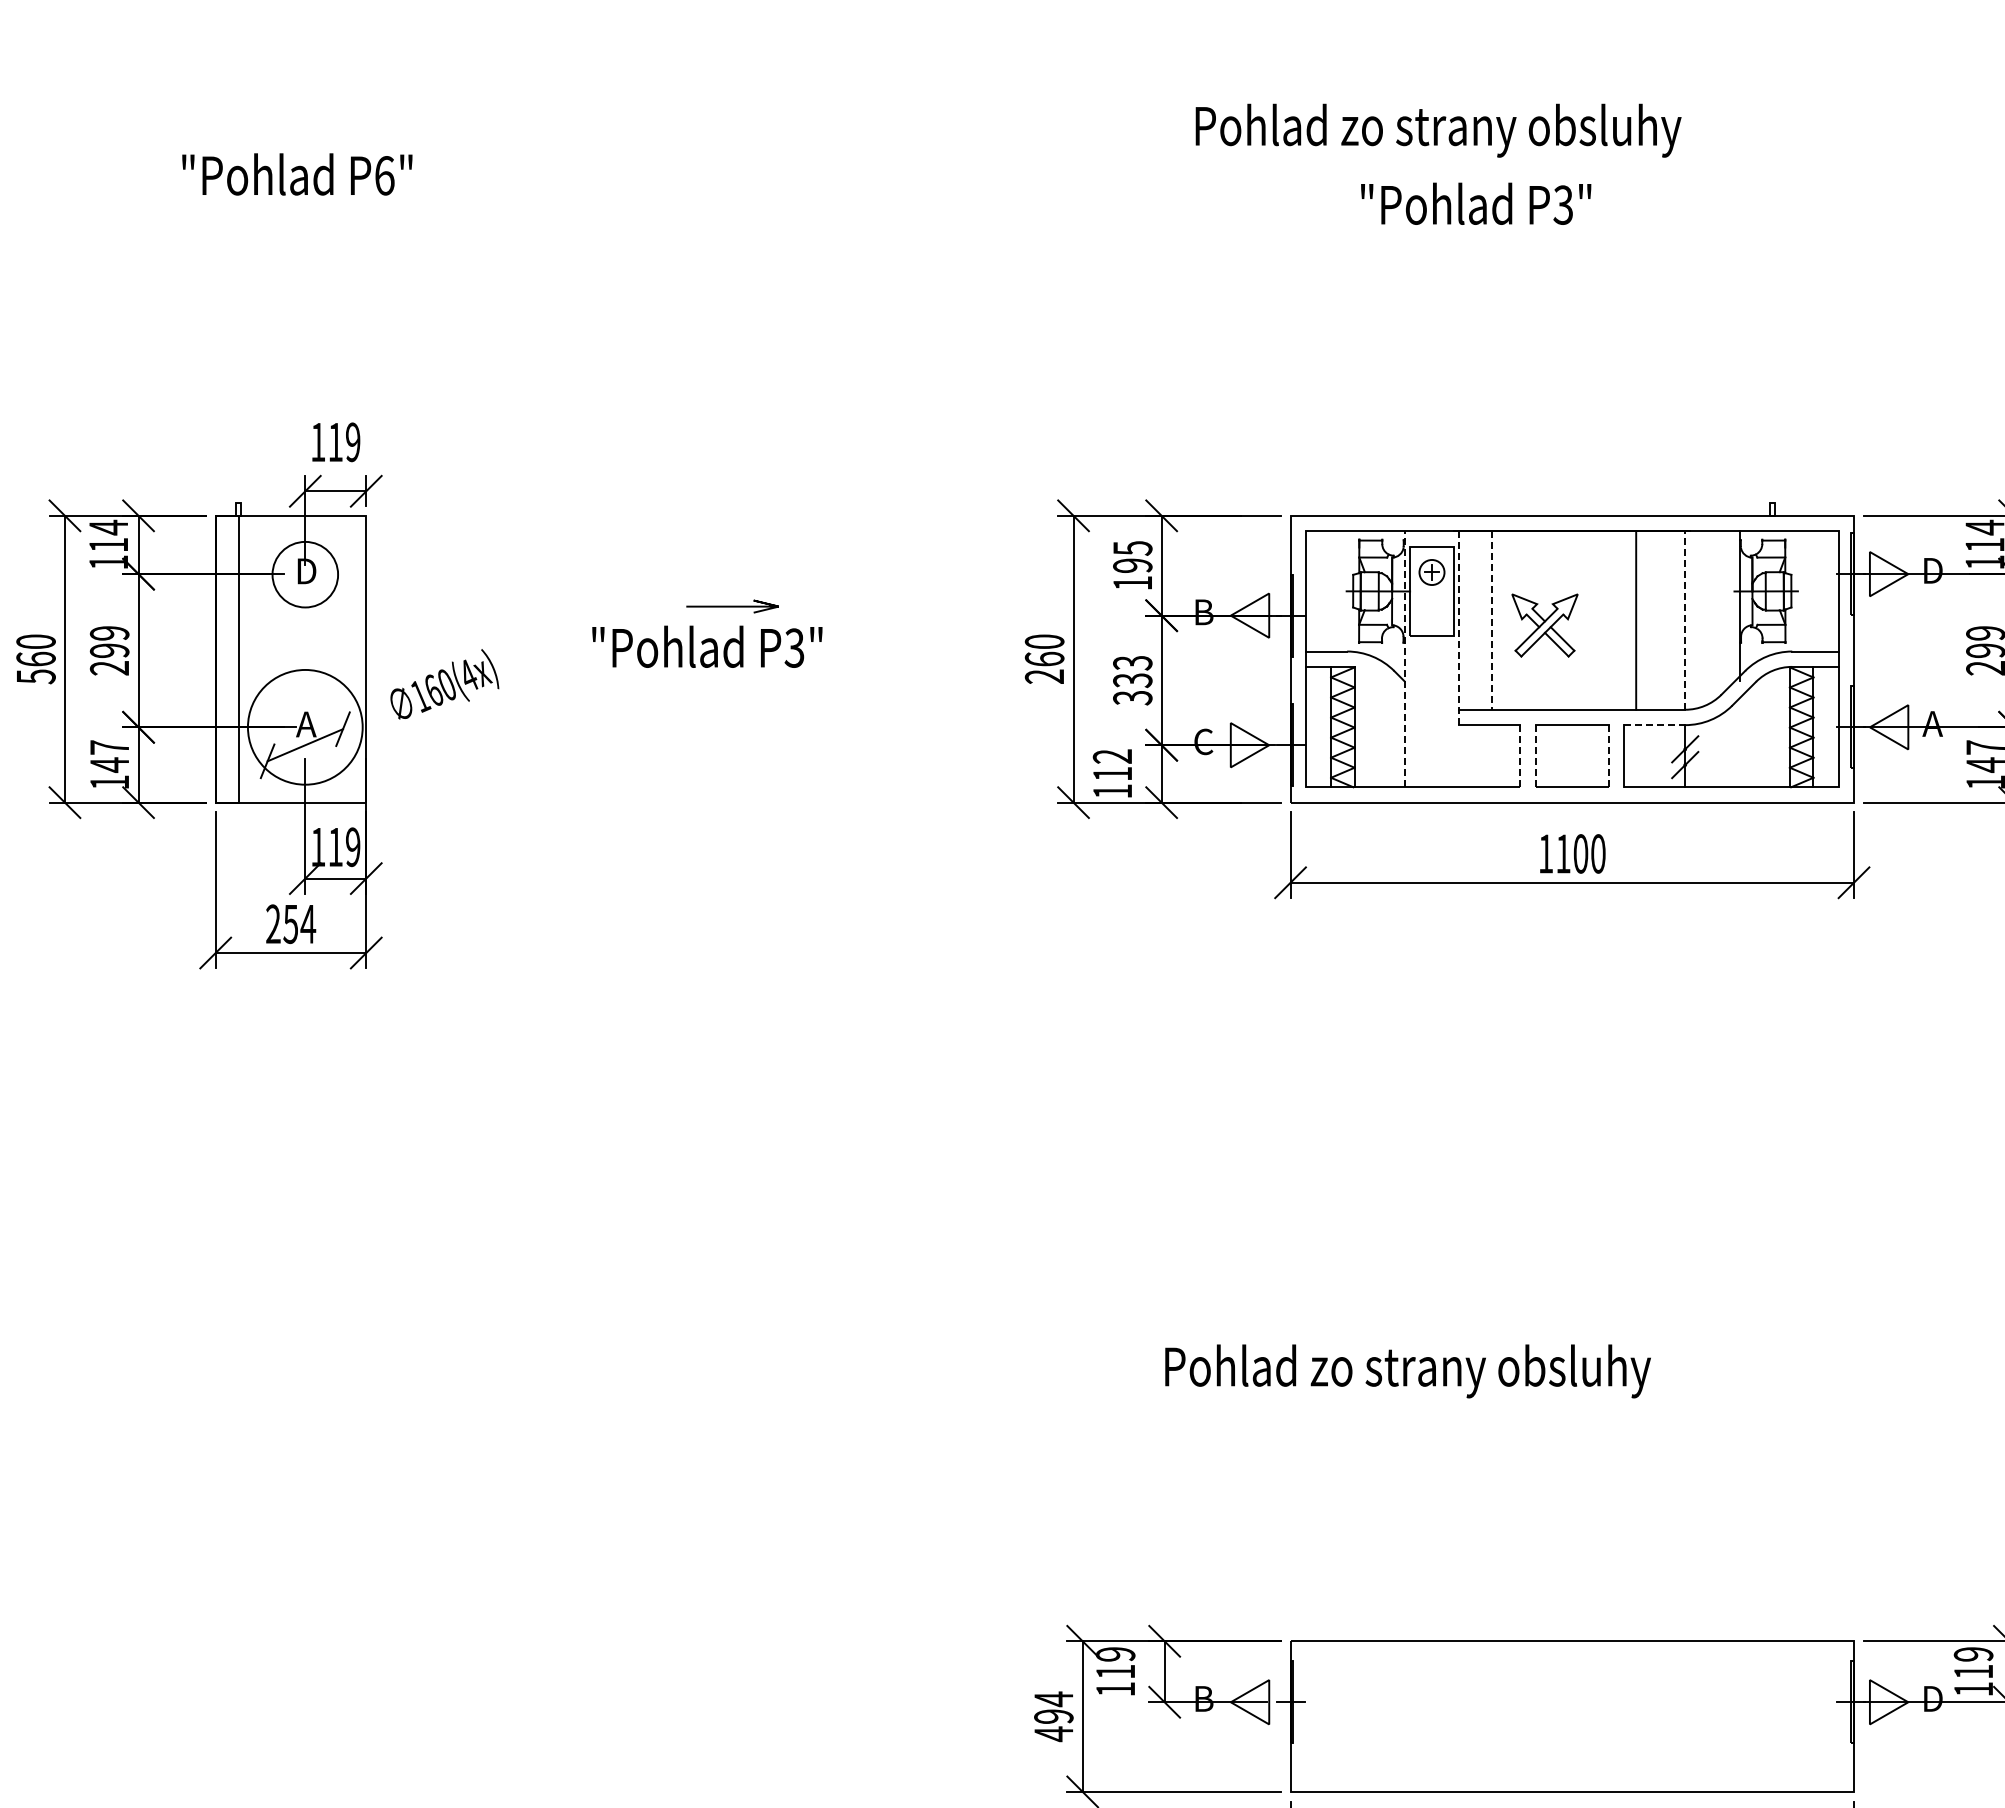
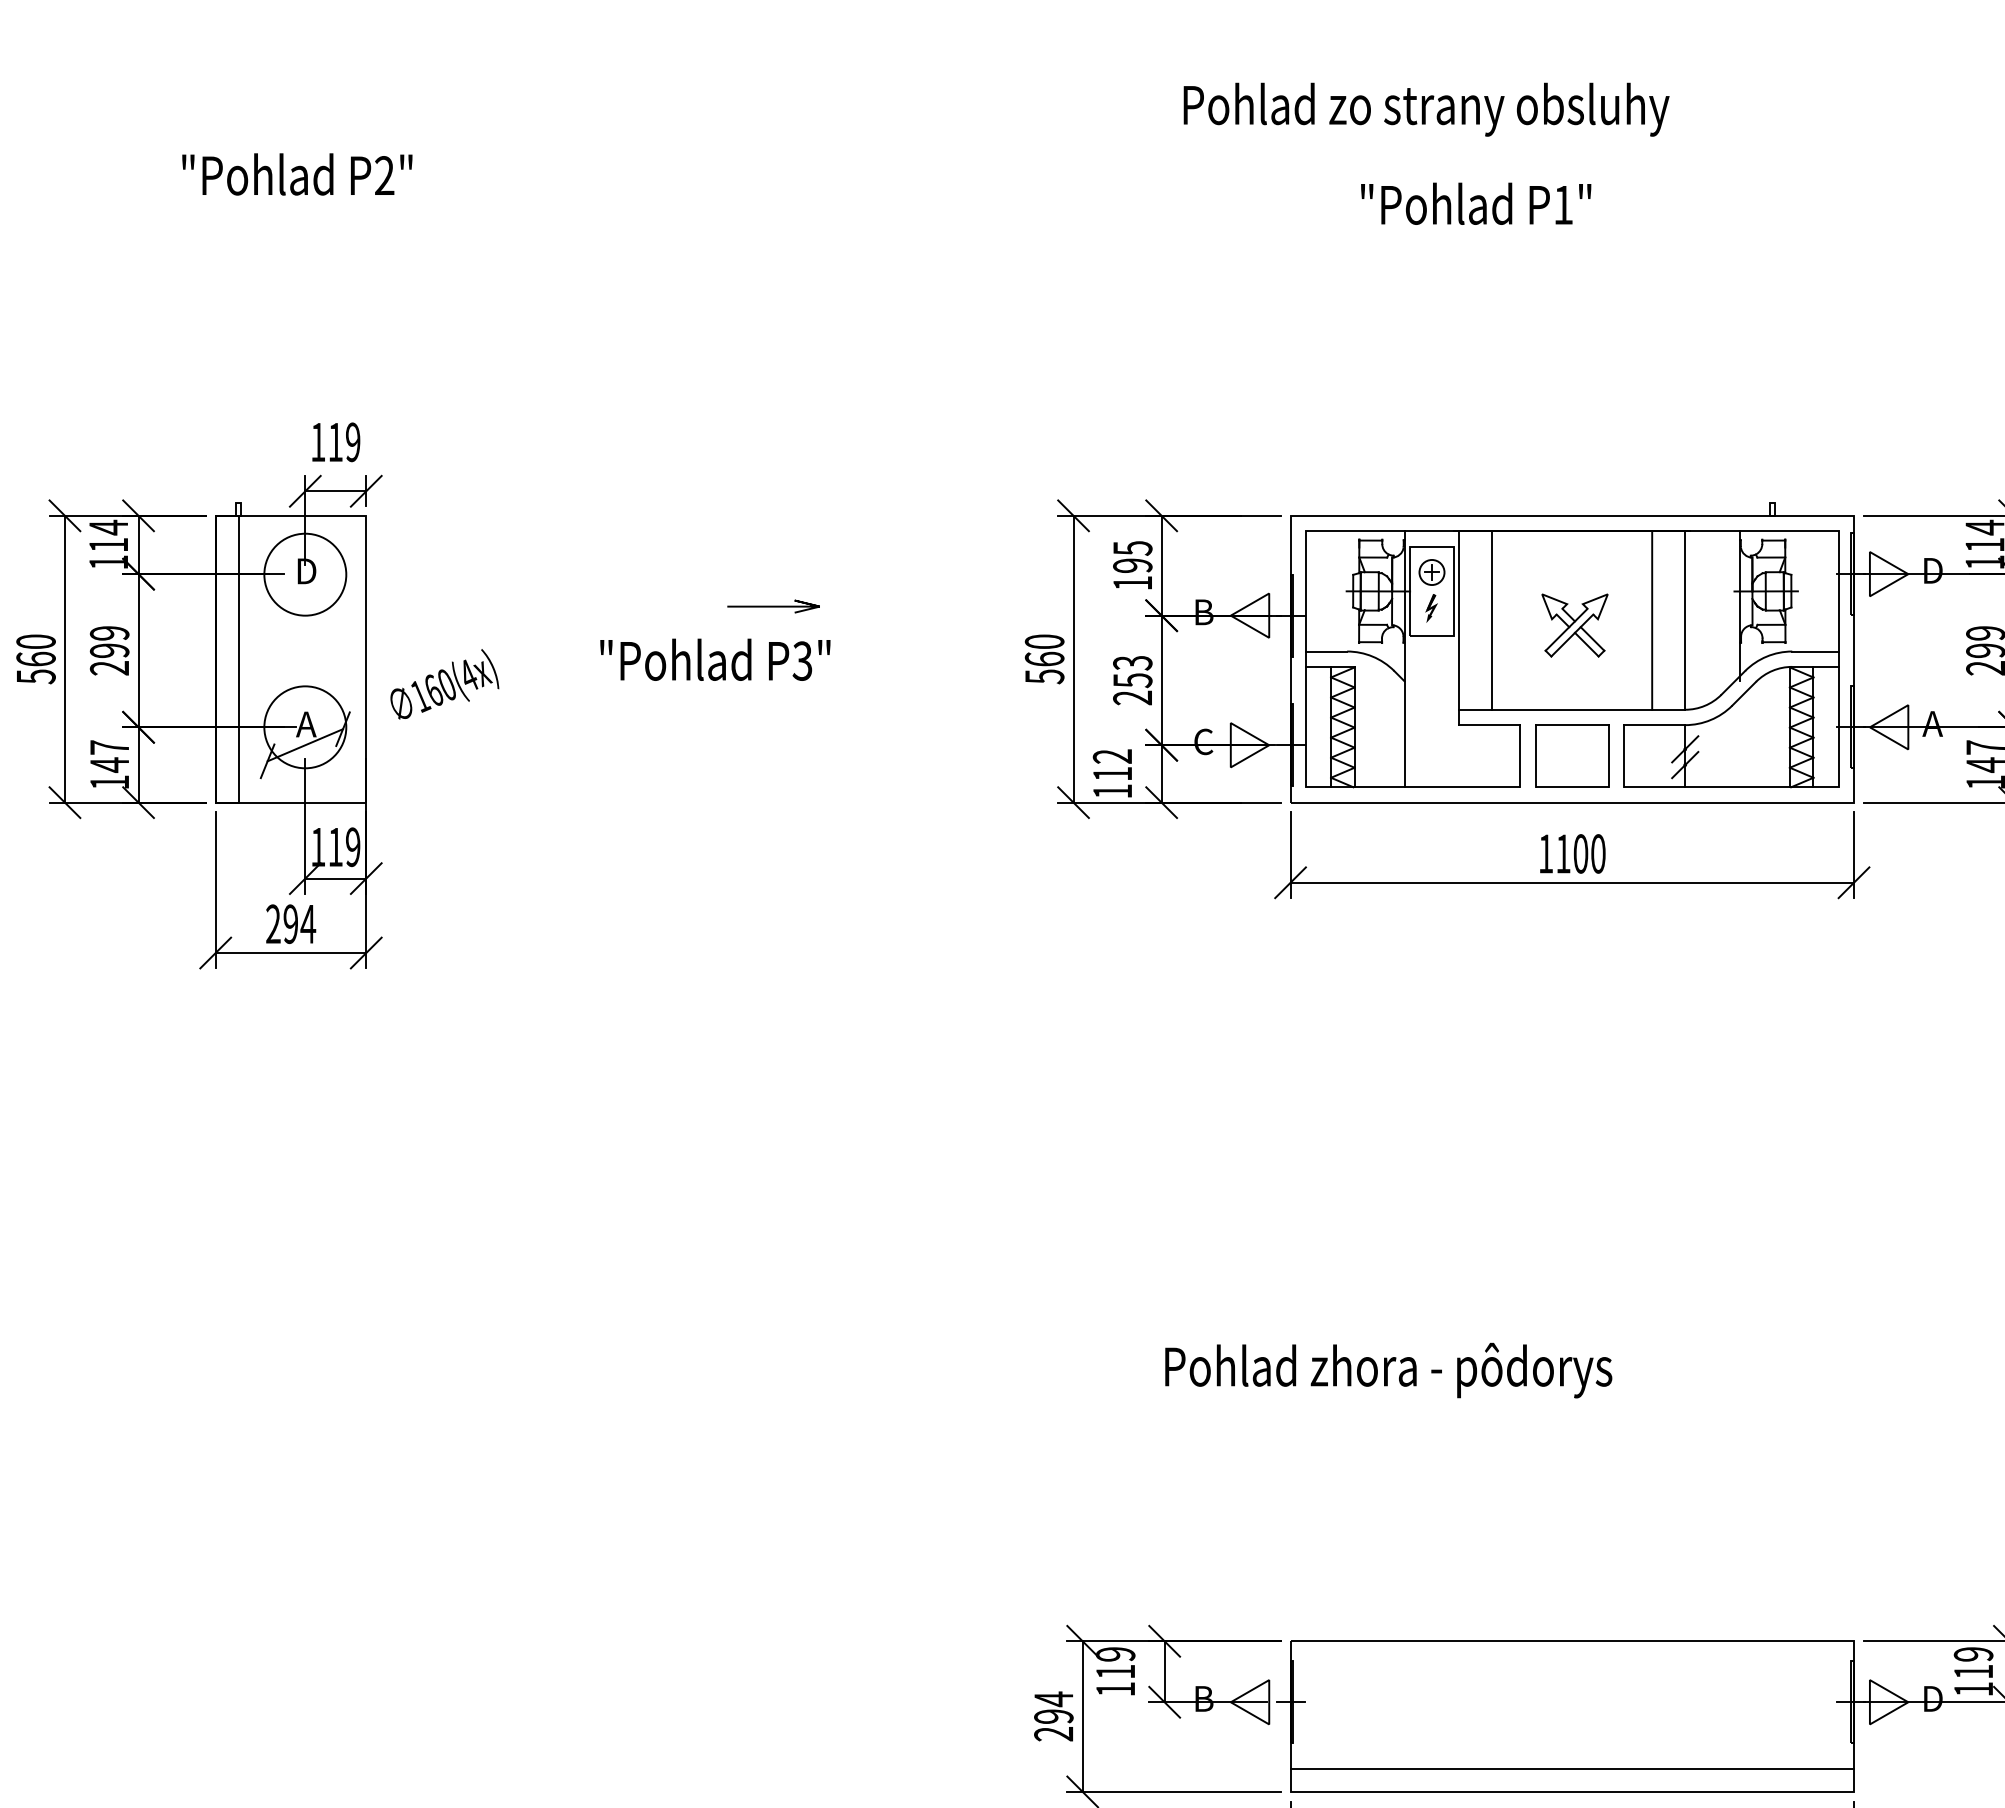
text position: (1438, 130) -> (1426, 109) (1426, 109)
text: P6" -> P2" (384, 175)
text: P3" -> P1" (1562, 204)
circle diameter: 66 px -> 82 px (305, 574)
line position: (732, 606) -> (773, 606) (773, 606)
part: none -> present (1431, 608)
line: dashed -> solid (1685, 619)
line: dashed -> solid (1492, 620)
line position: (1636, 620) -> (1652, 620) (1652, 620)
part position: (1544, 625) -> (1574, 625) (1574, 625)
line: dashed -> solid (1459, 628)
text position: (707, 646) -> (715, 659) (715, 659)
line: dashed -> solid (1404, 658)
text: 260 -> 560 (1044, 676)
text: 333 -> 253 (1132, 689)
line: dashed -> solid (1655, 725)
circle diameter: 115 px -> 82 px (305, 727)
line: dashed -> solid (1520, 756)
line: dashed -> solid (1535, 756)
line: dashed -> solid (1608, 756)
text: 254 -> 294 (290, 923)
text: Pohlad zo strany obsluhy -> Pohlad zhora - pôdorys (1490, 1370)
text: 494 -> 294 (1053, 1734)
line: none -> present (1572, 1768)
